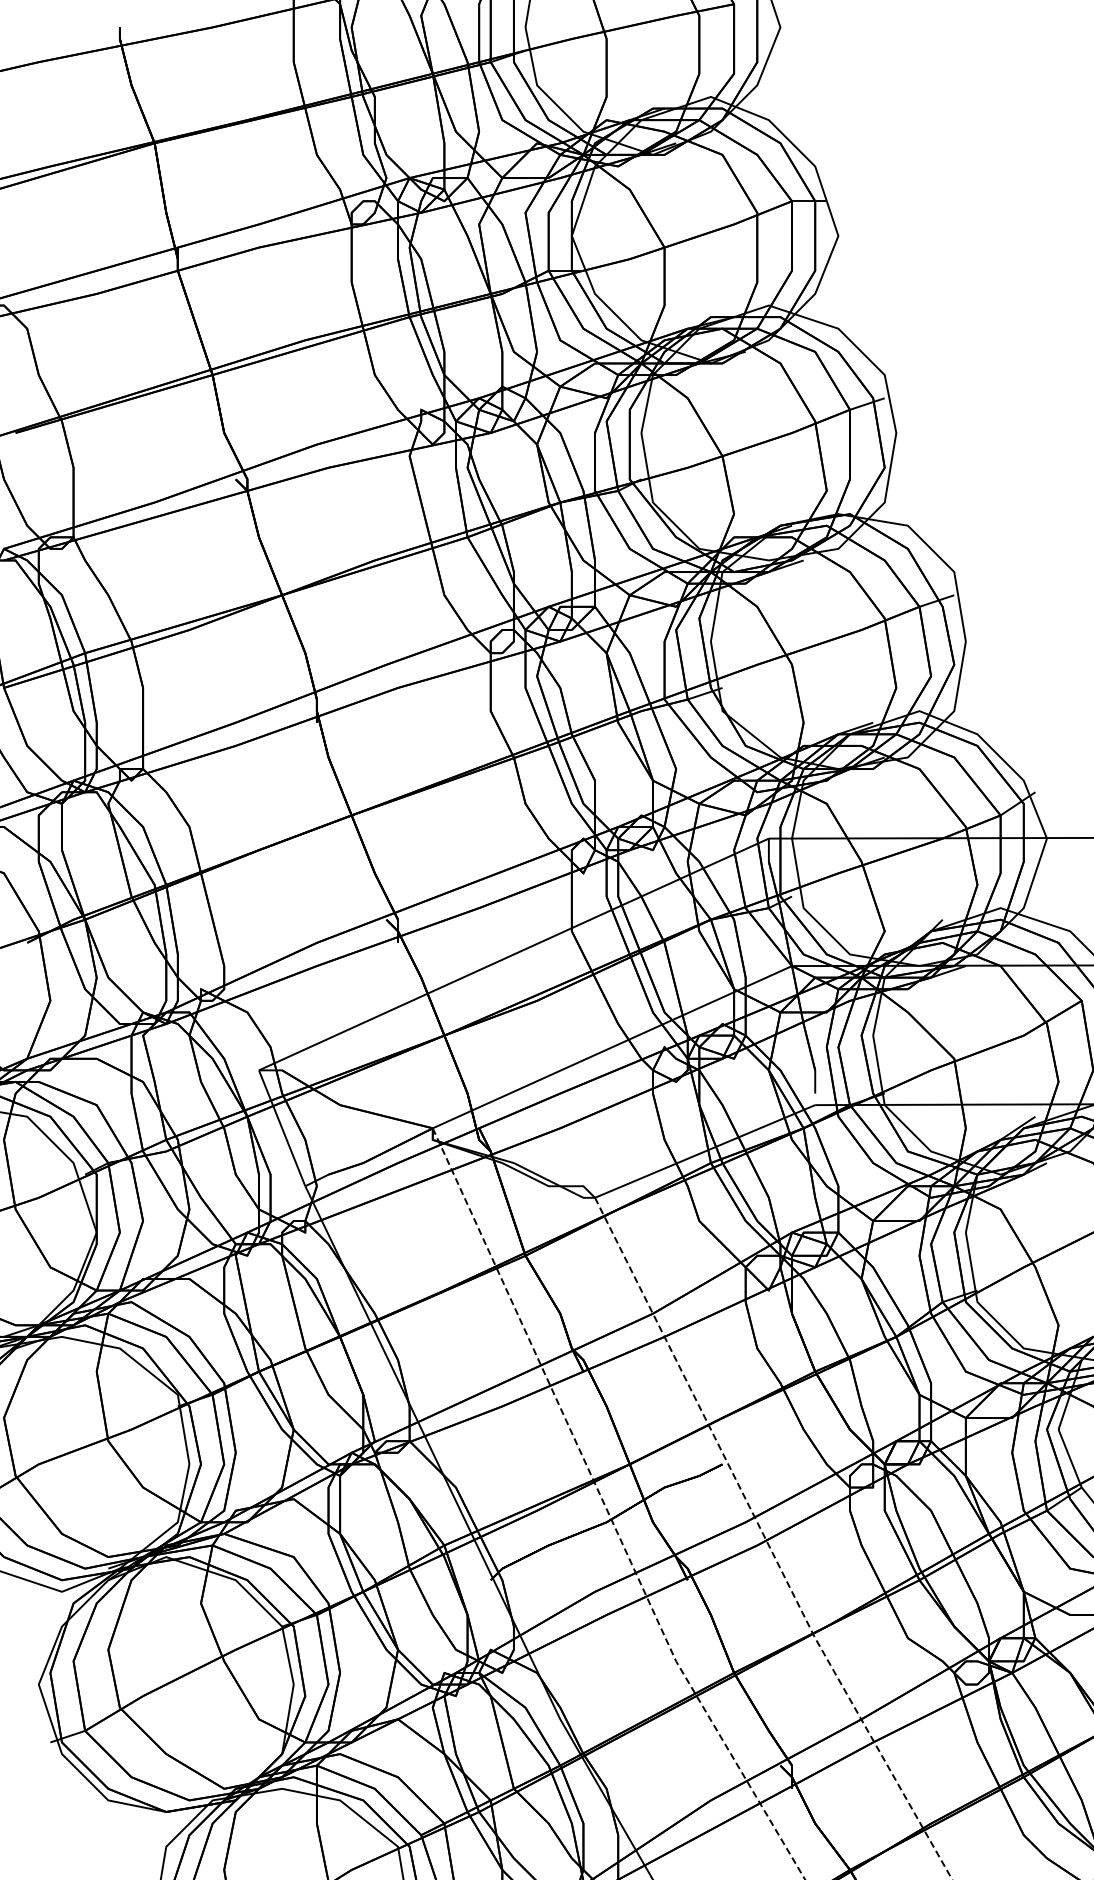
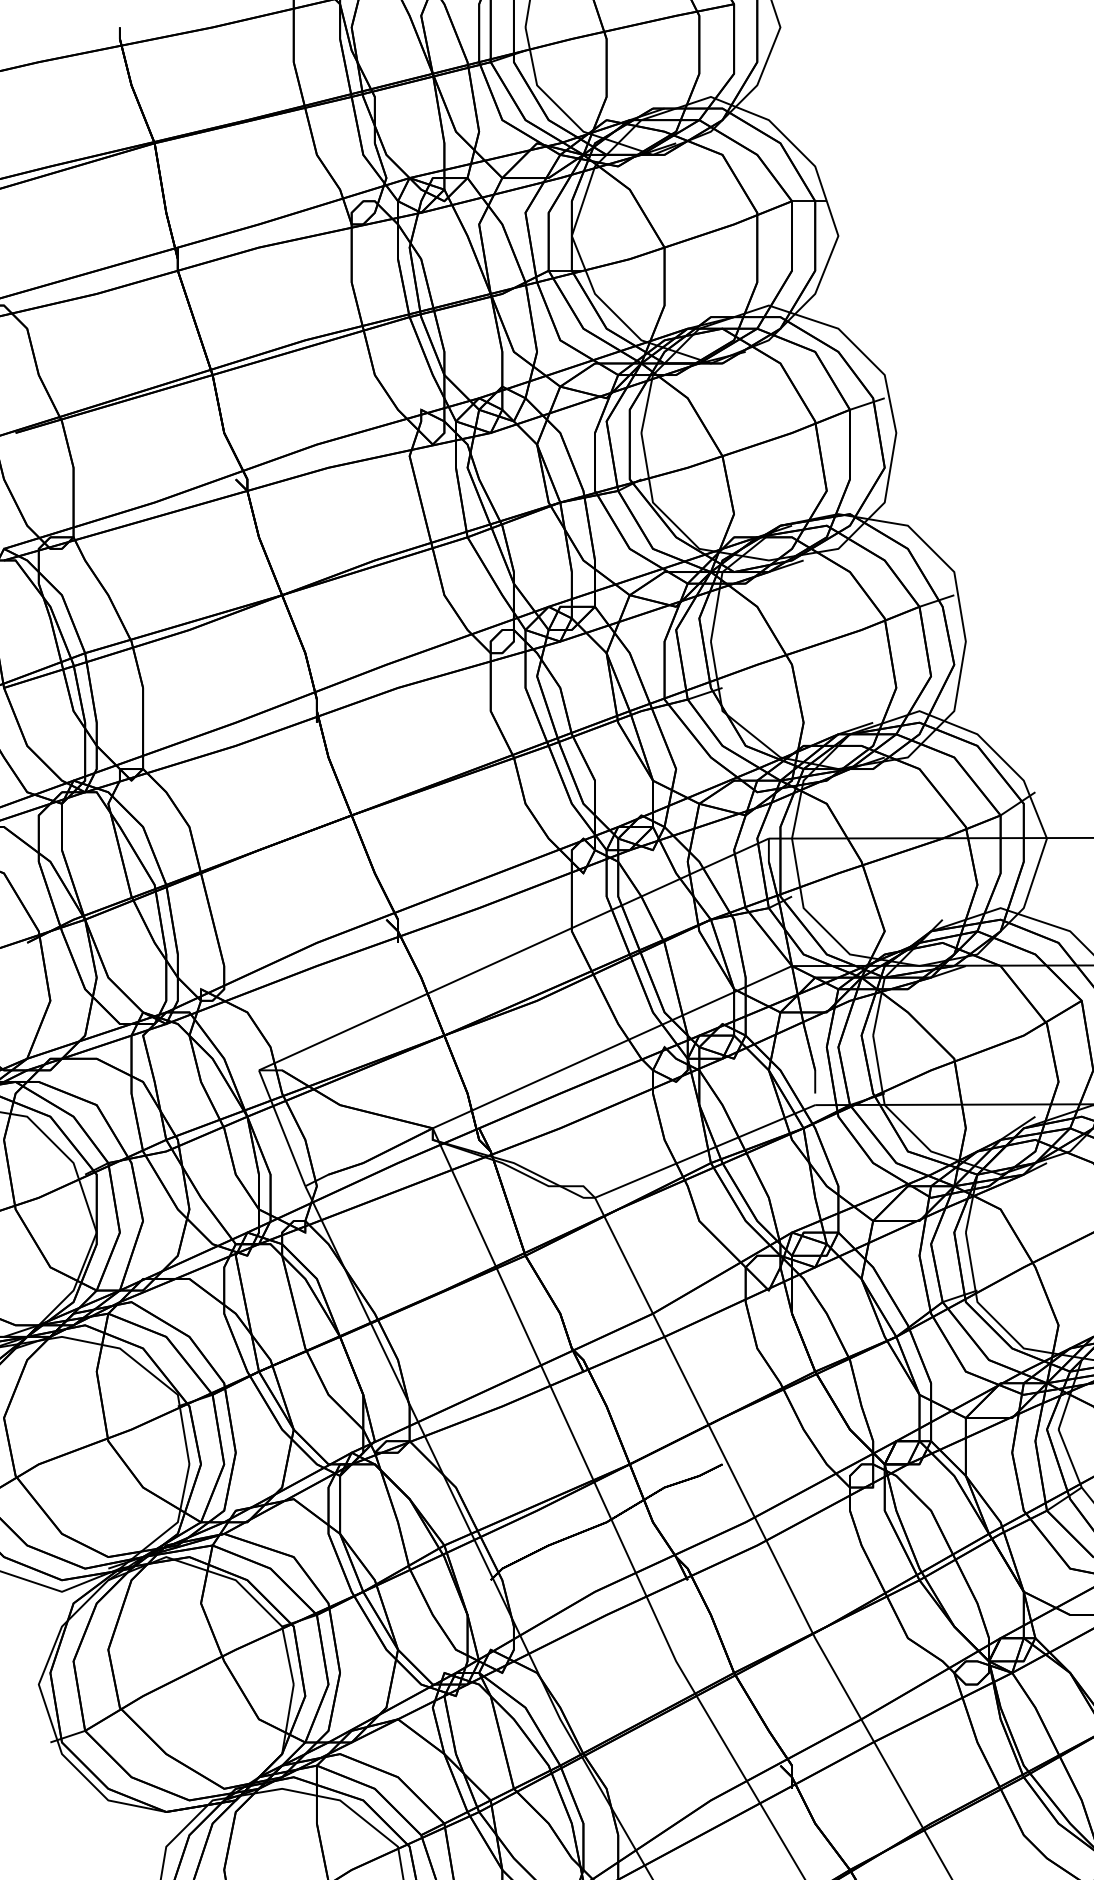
line: dashed -> solid (607, 1511)
line: dashed -> solid (767, 1542)
